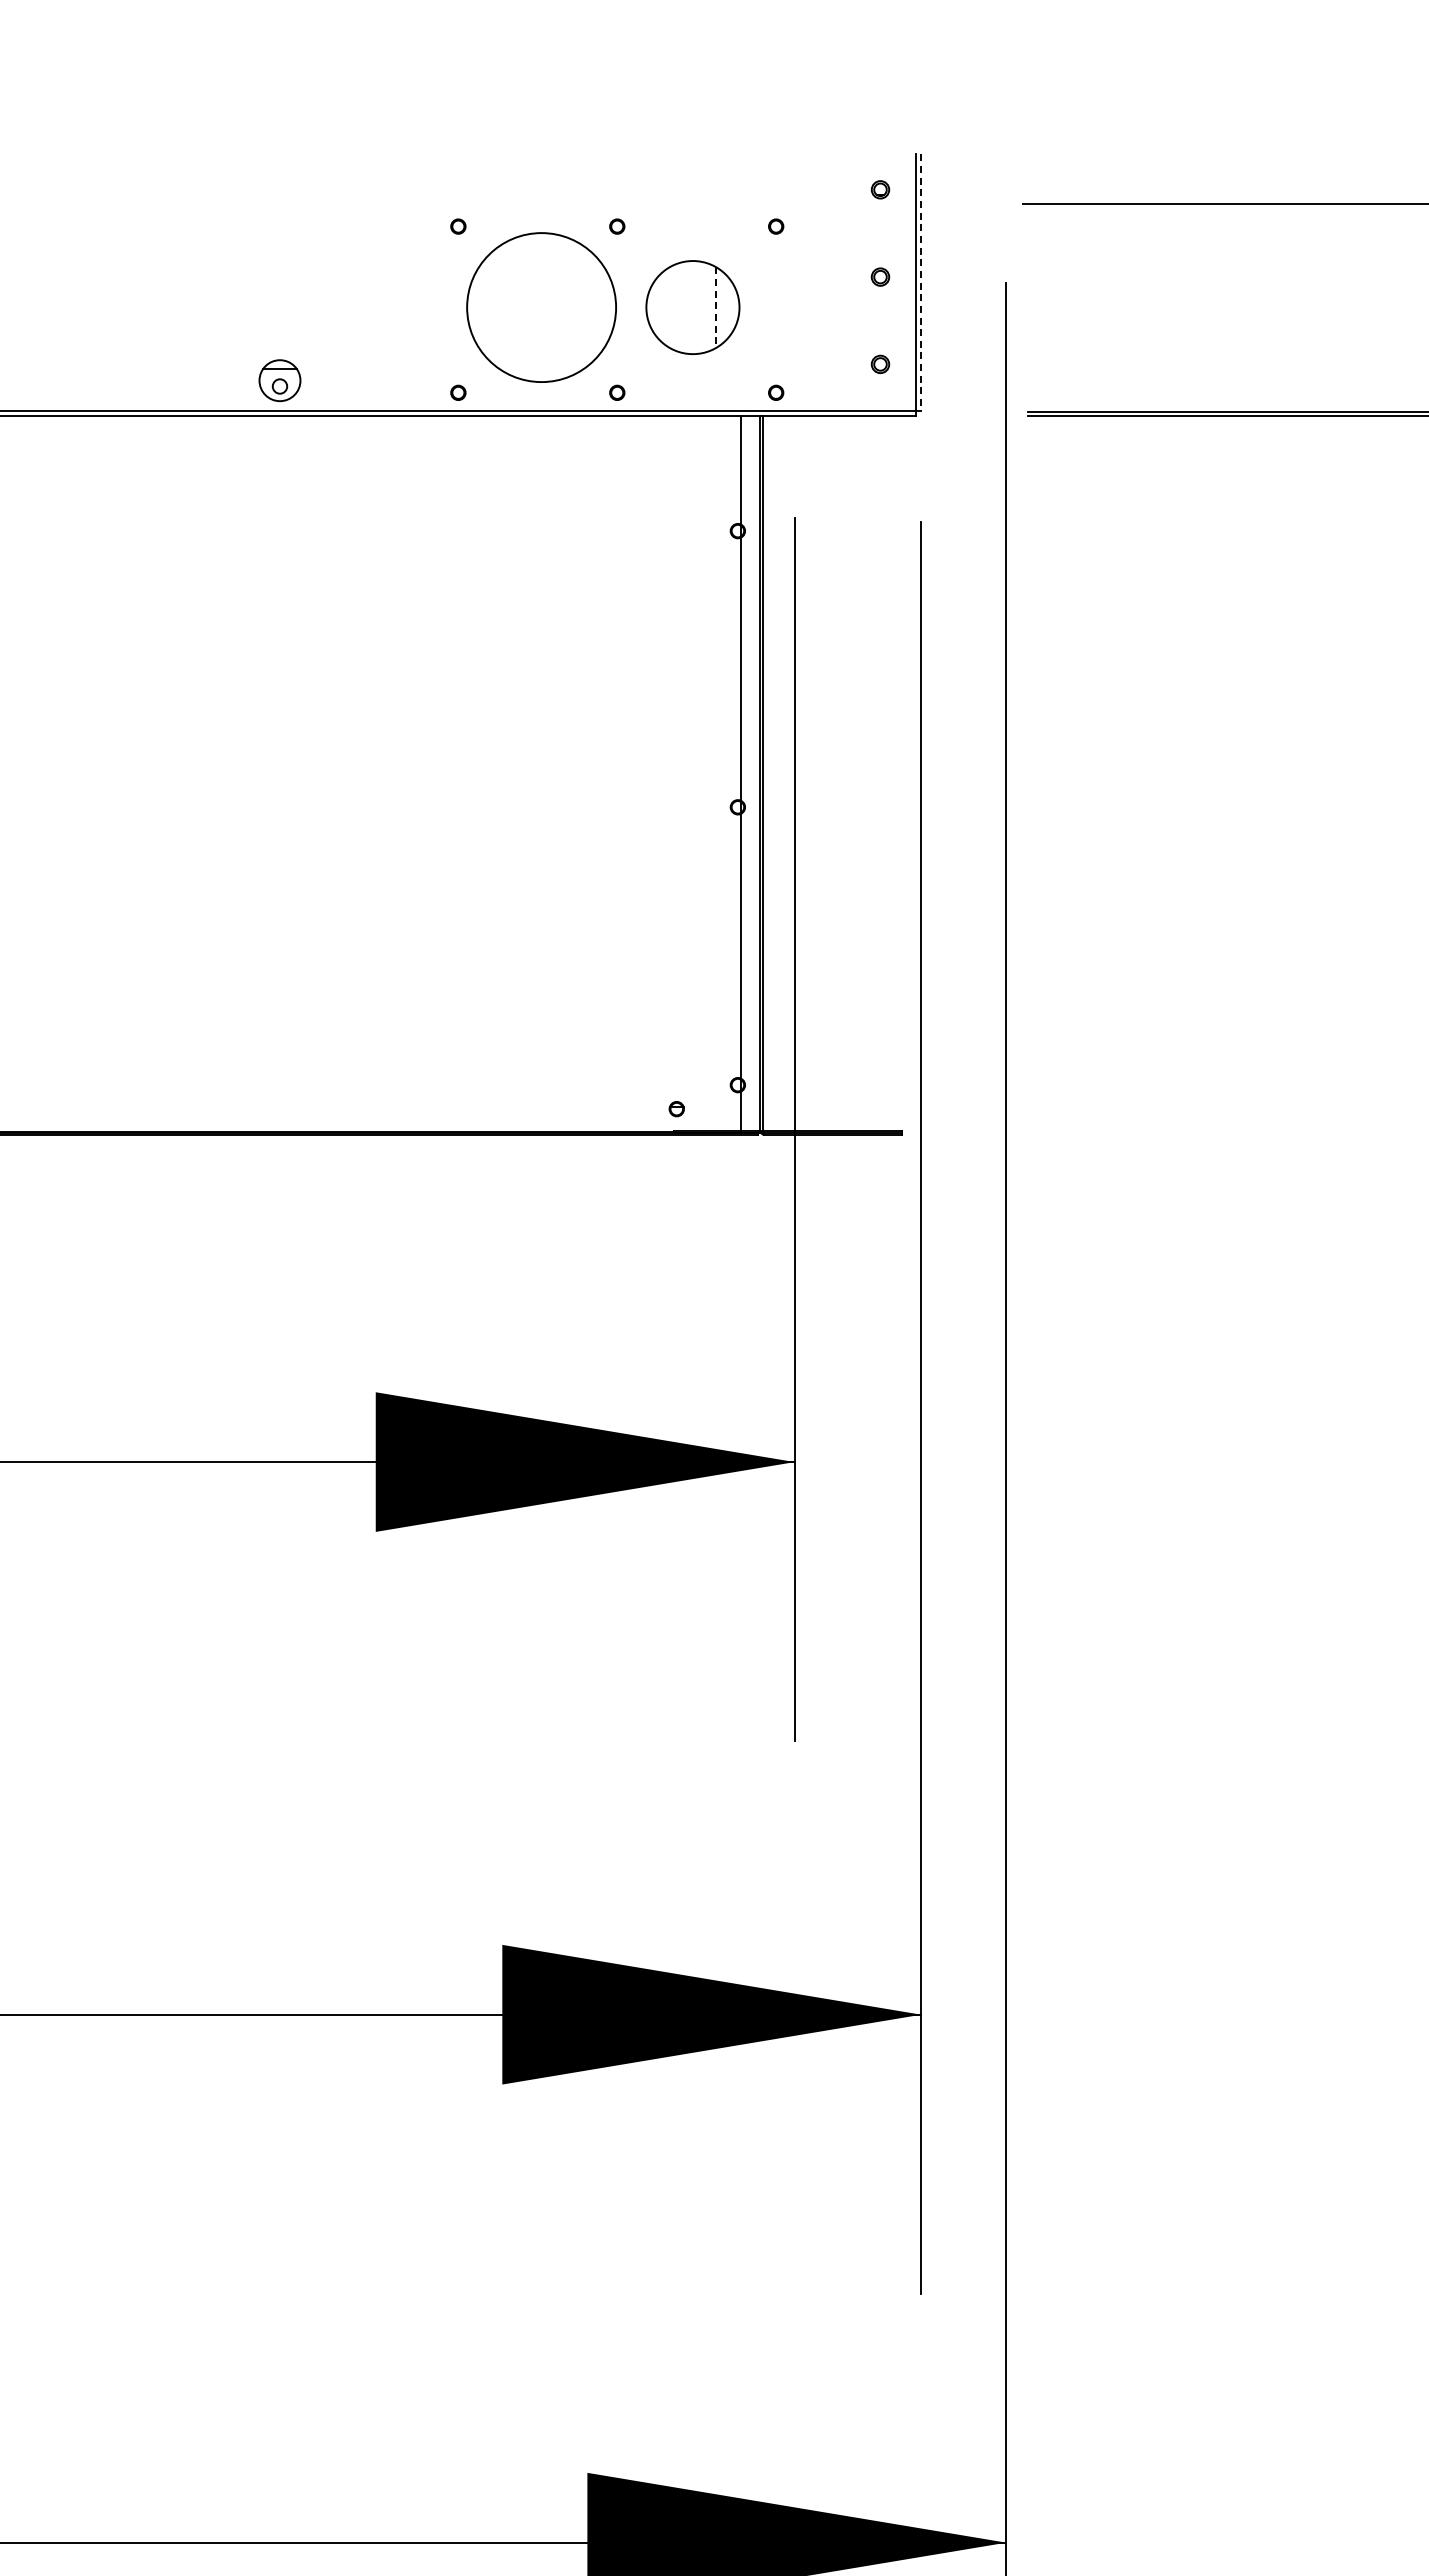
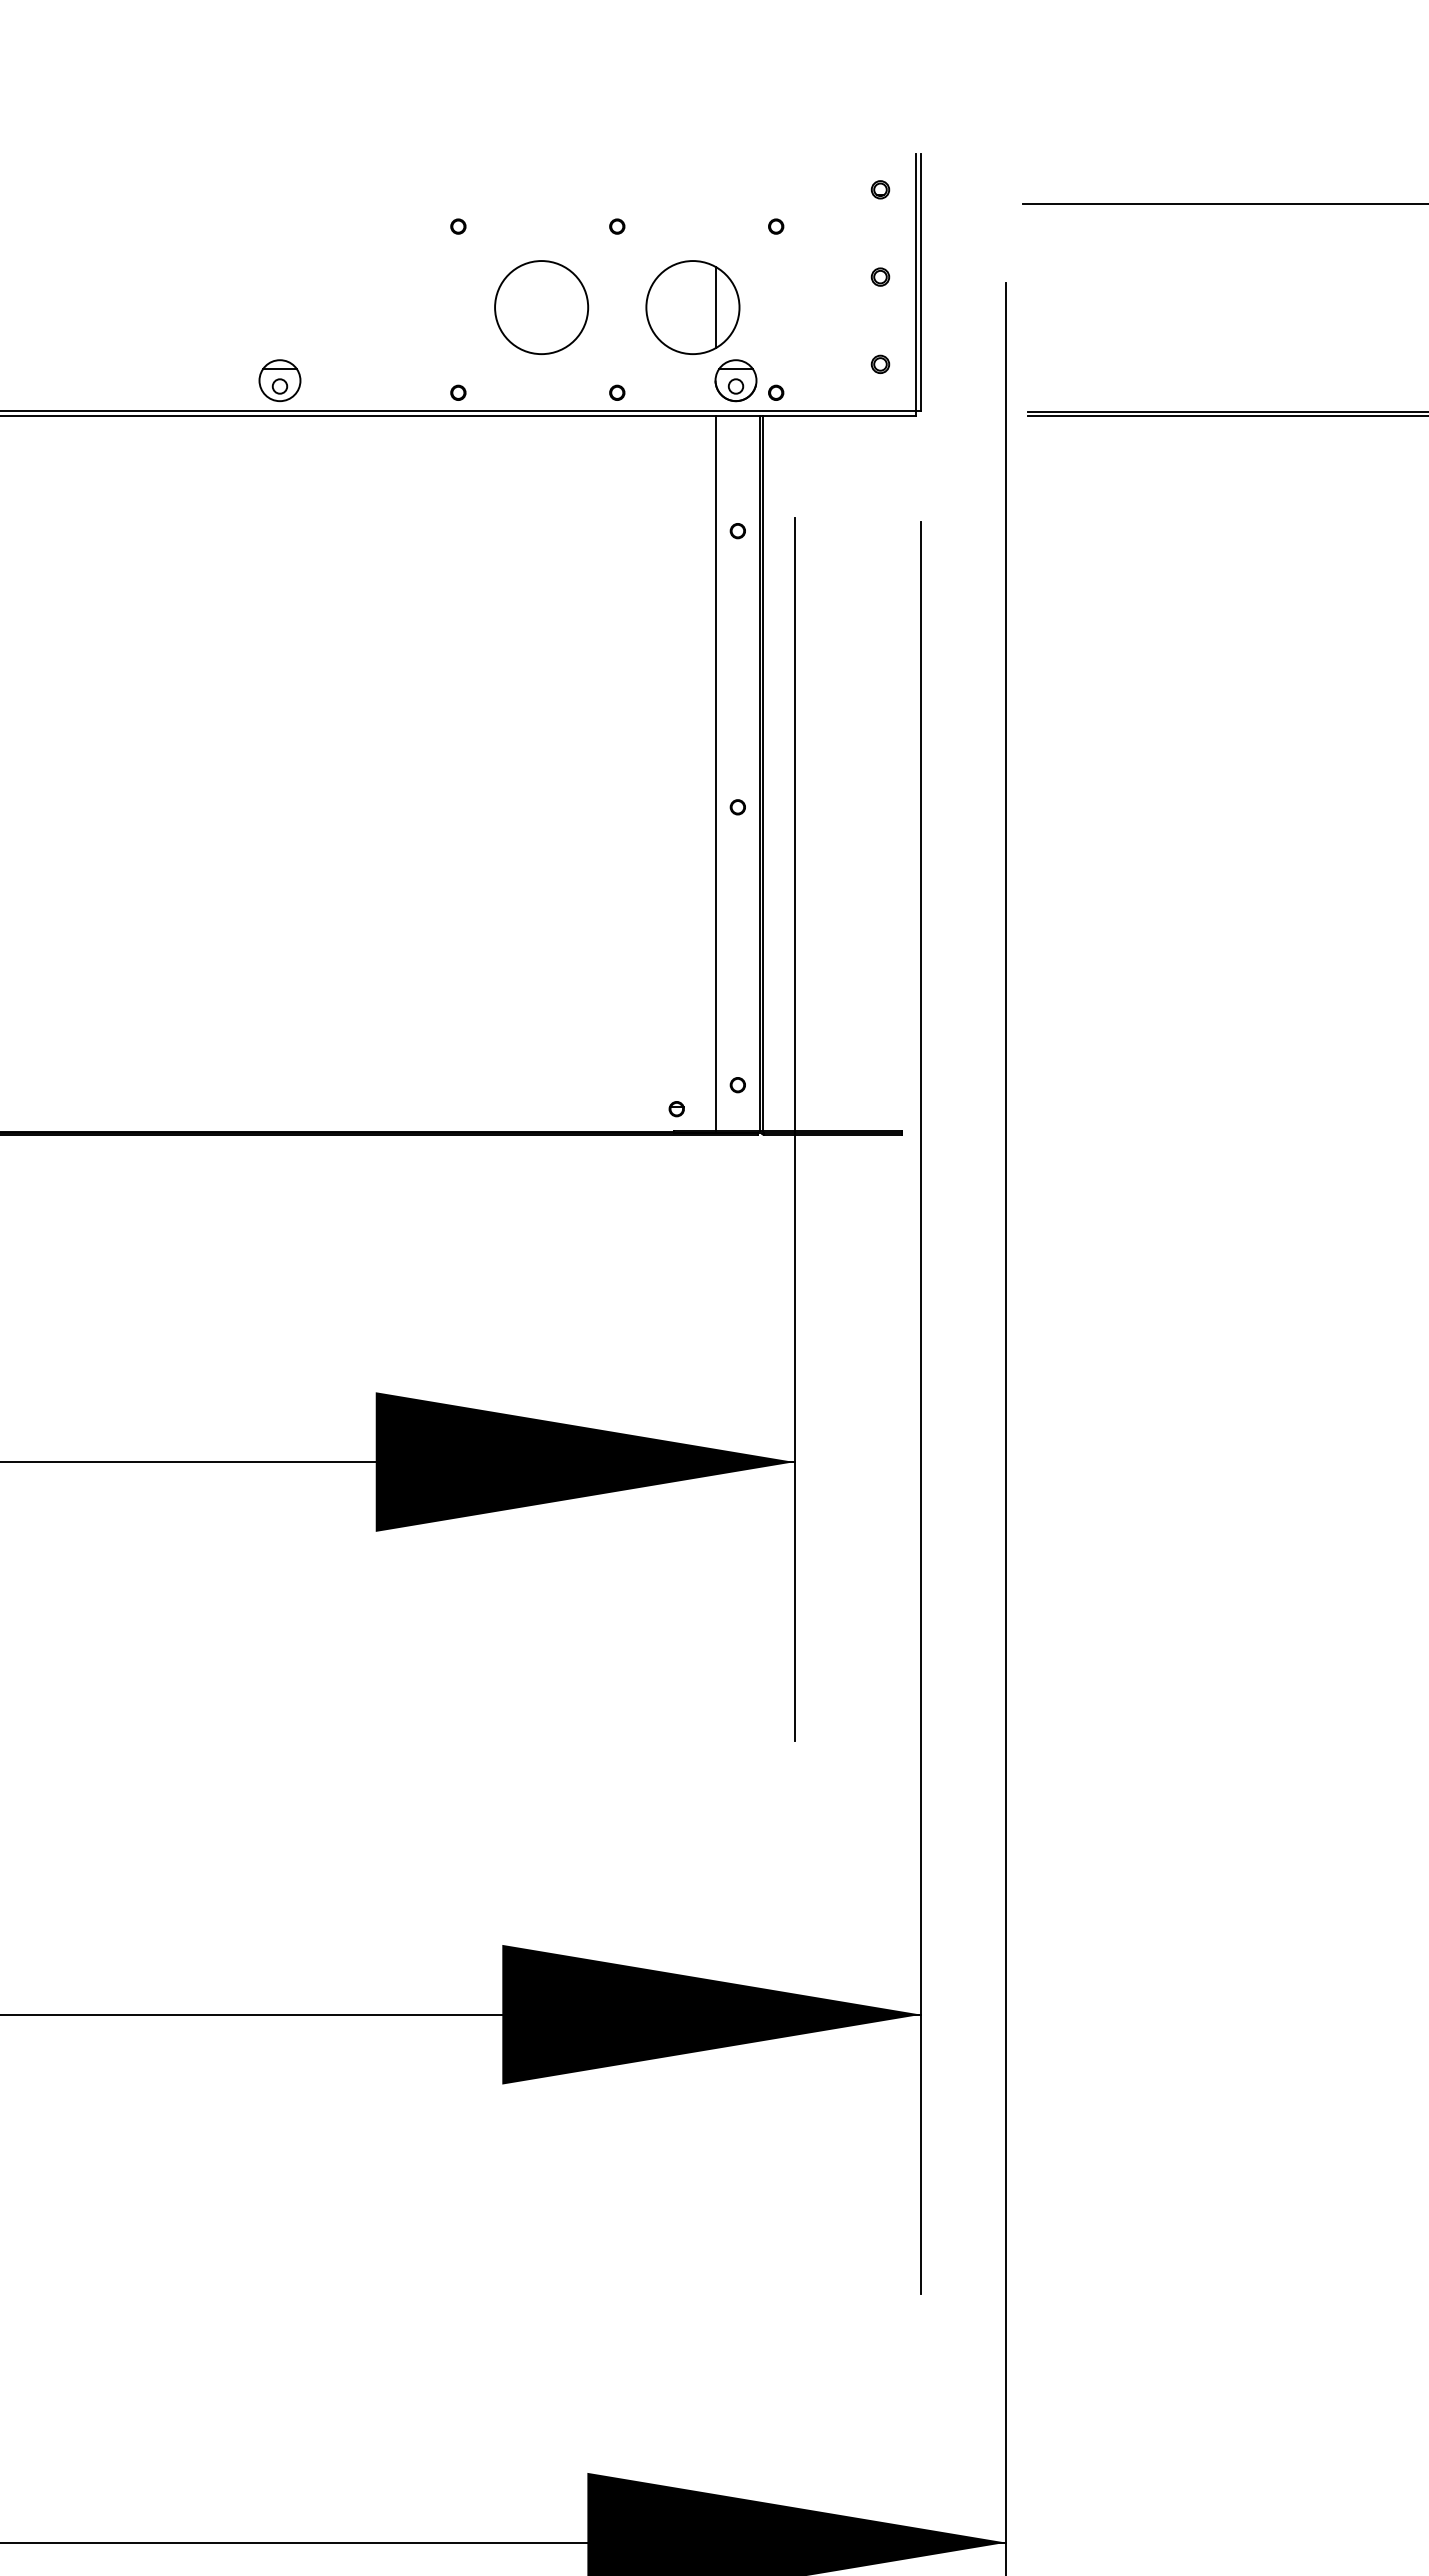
line: dashed -> solid (921, 283)
circle diameter: 149 px -> 93 px (541, 307)
line: dashed -> solid (716, 308)
part: none -> present (735, 380)
line position: (741, 772) -> (716, 772) (716, 772)
